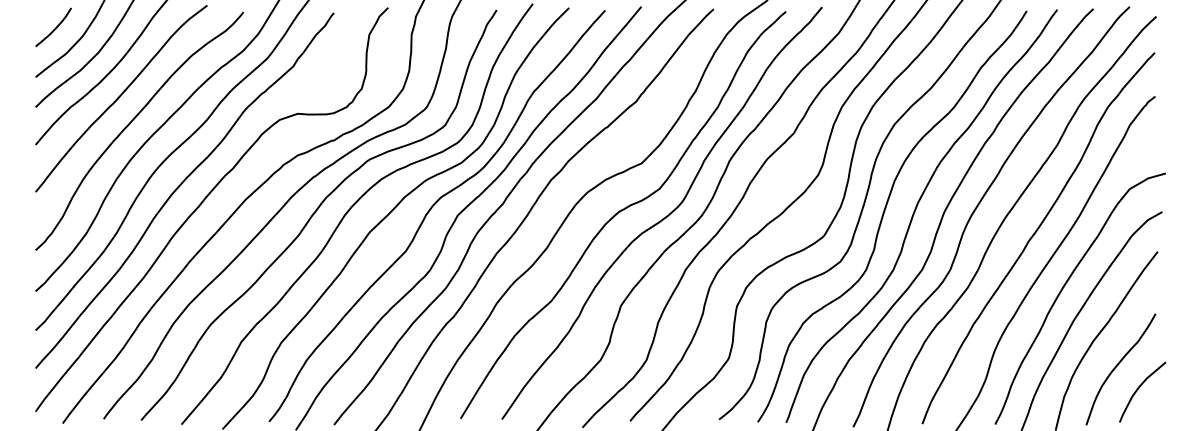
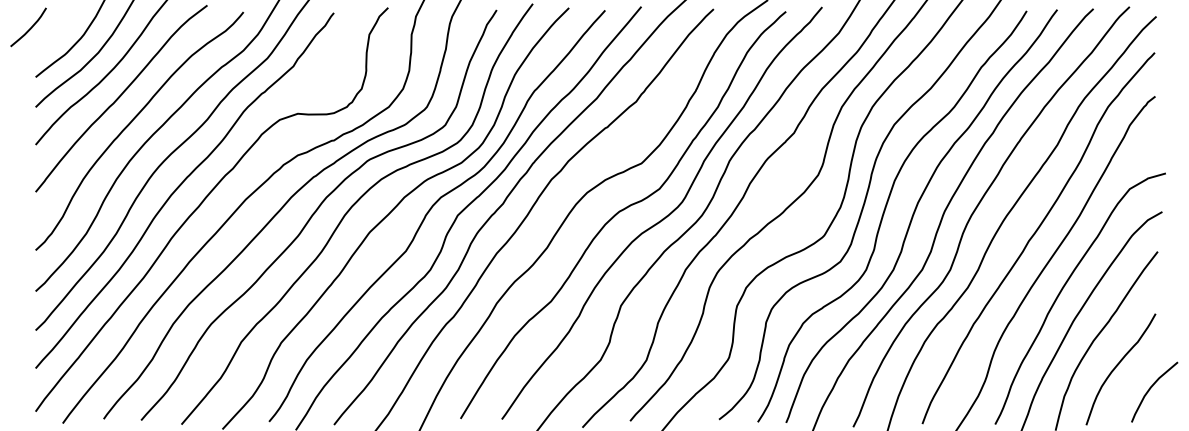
curve position: (54, 28) -> (29, 28) (29, 28)
curve position: (1139, 388) -> (1151, 388) (1151, 388)
